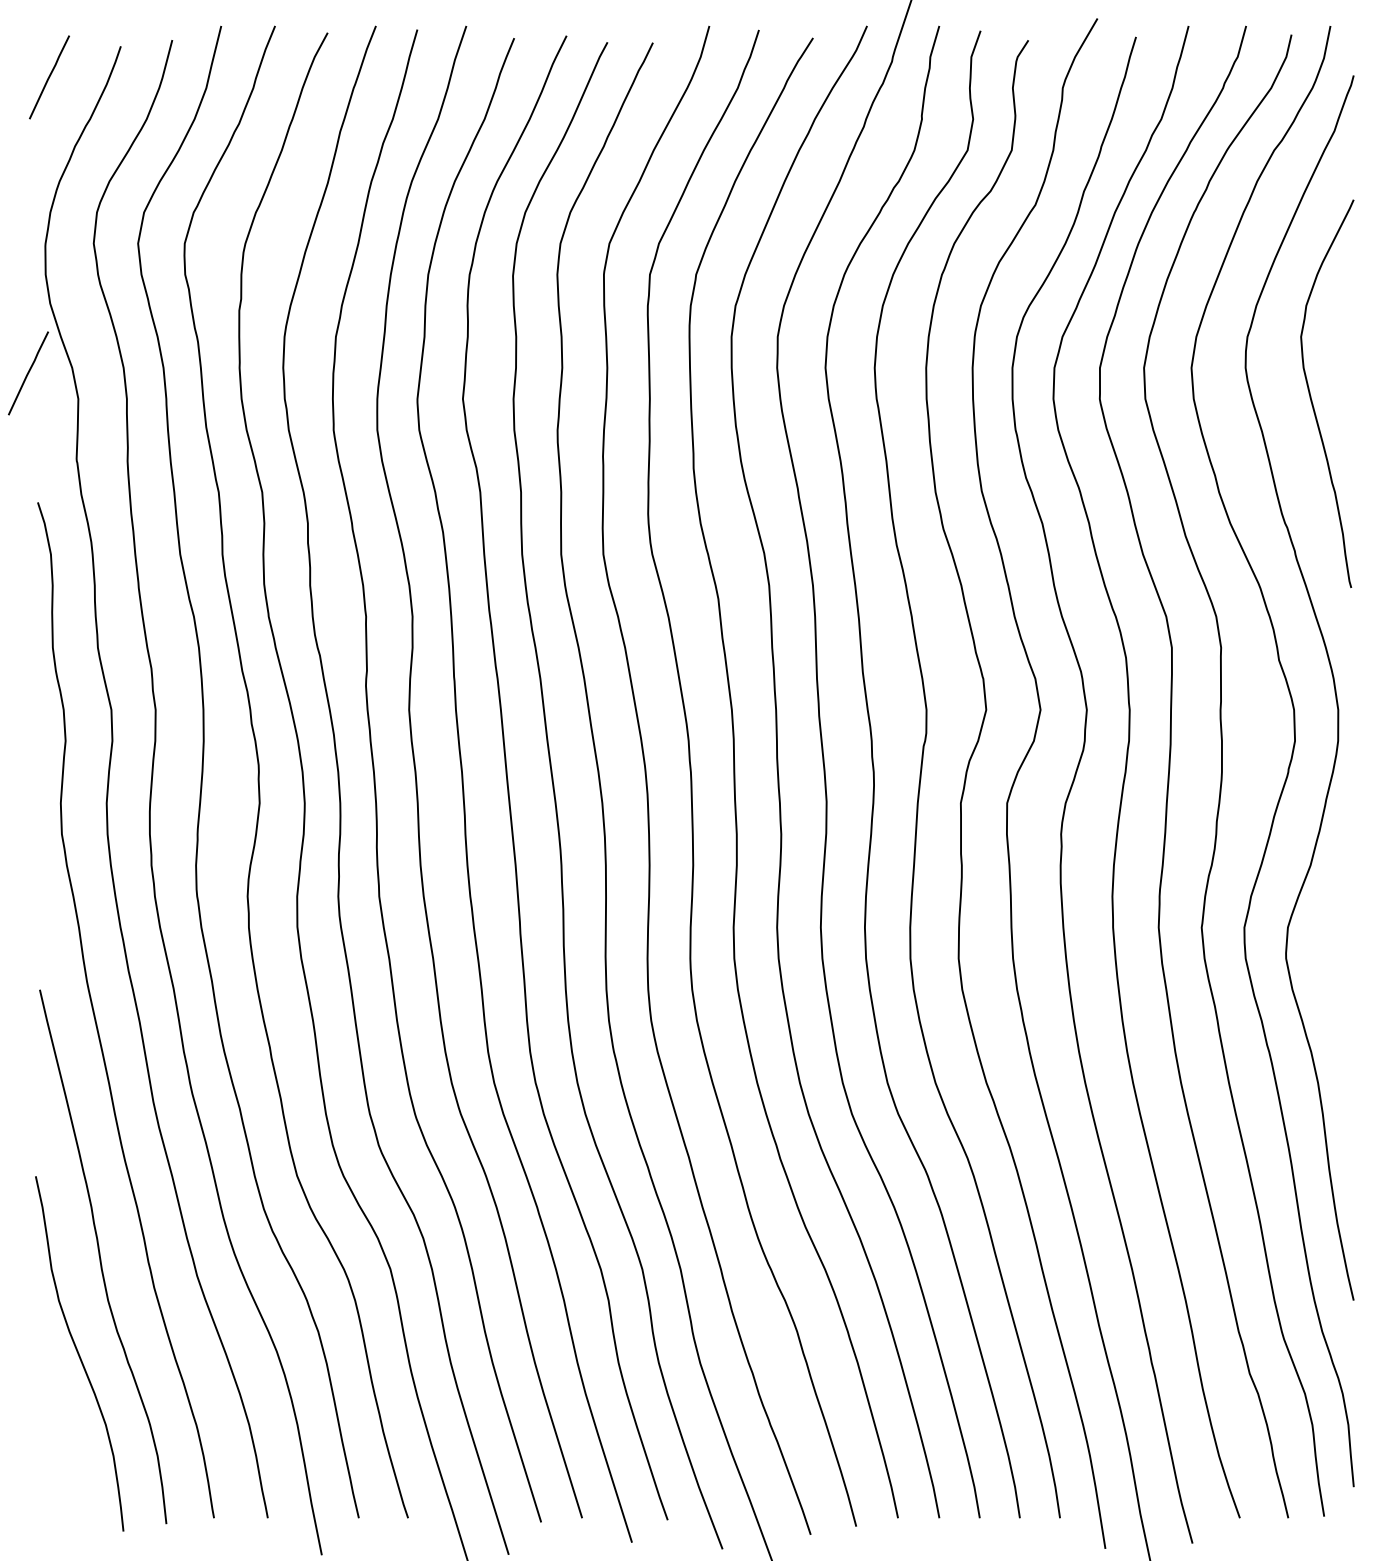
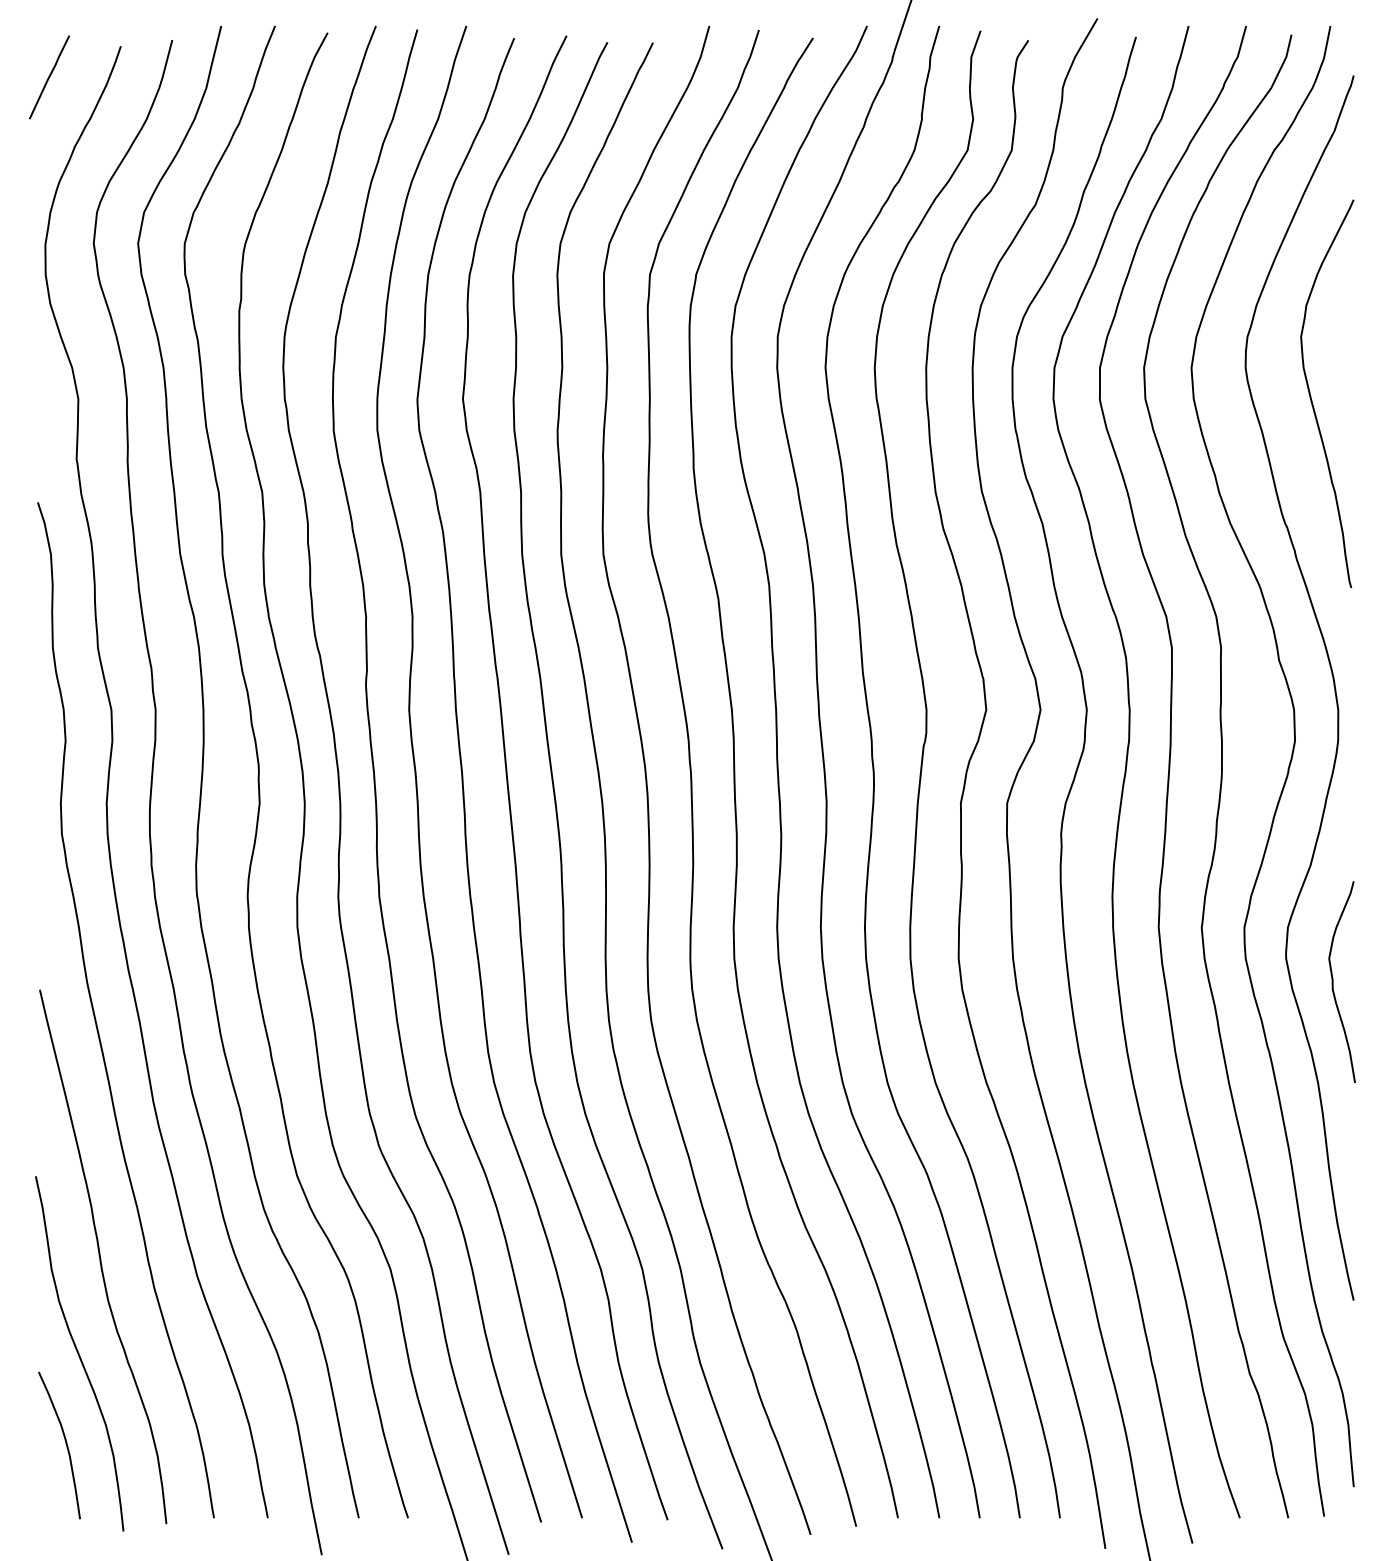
line: present -> none (28, 373)
curve: none -> present (1333, 981)
curve: none -> present (65, 1444)
